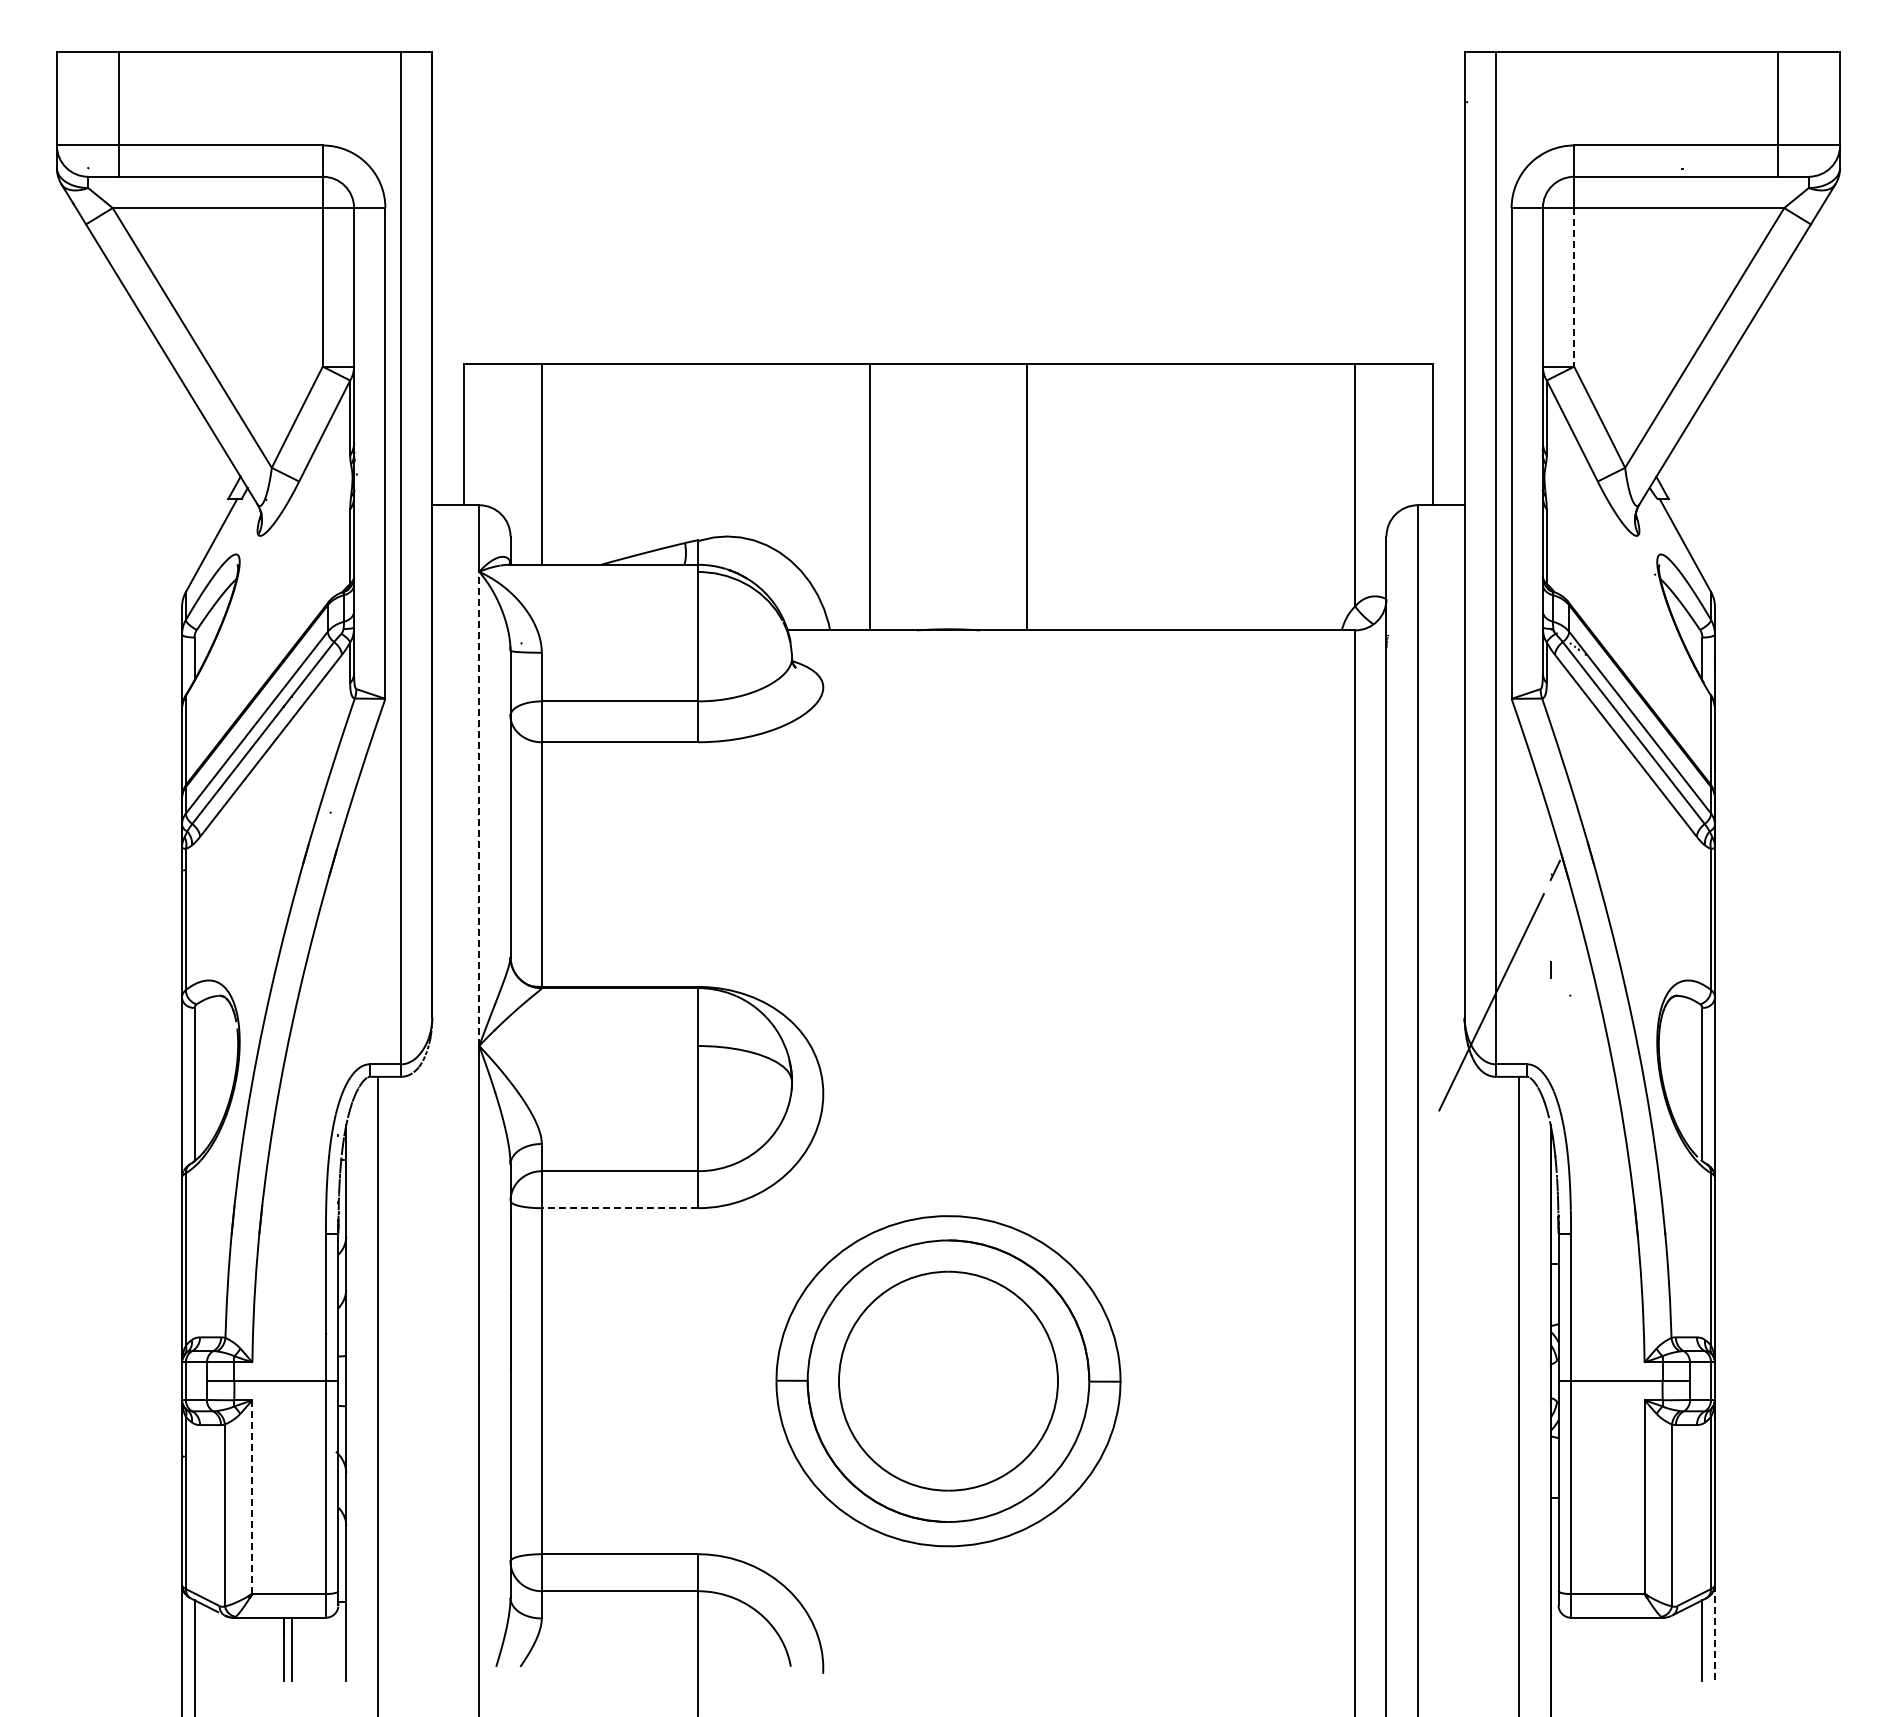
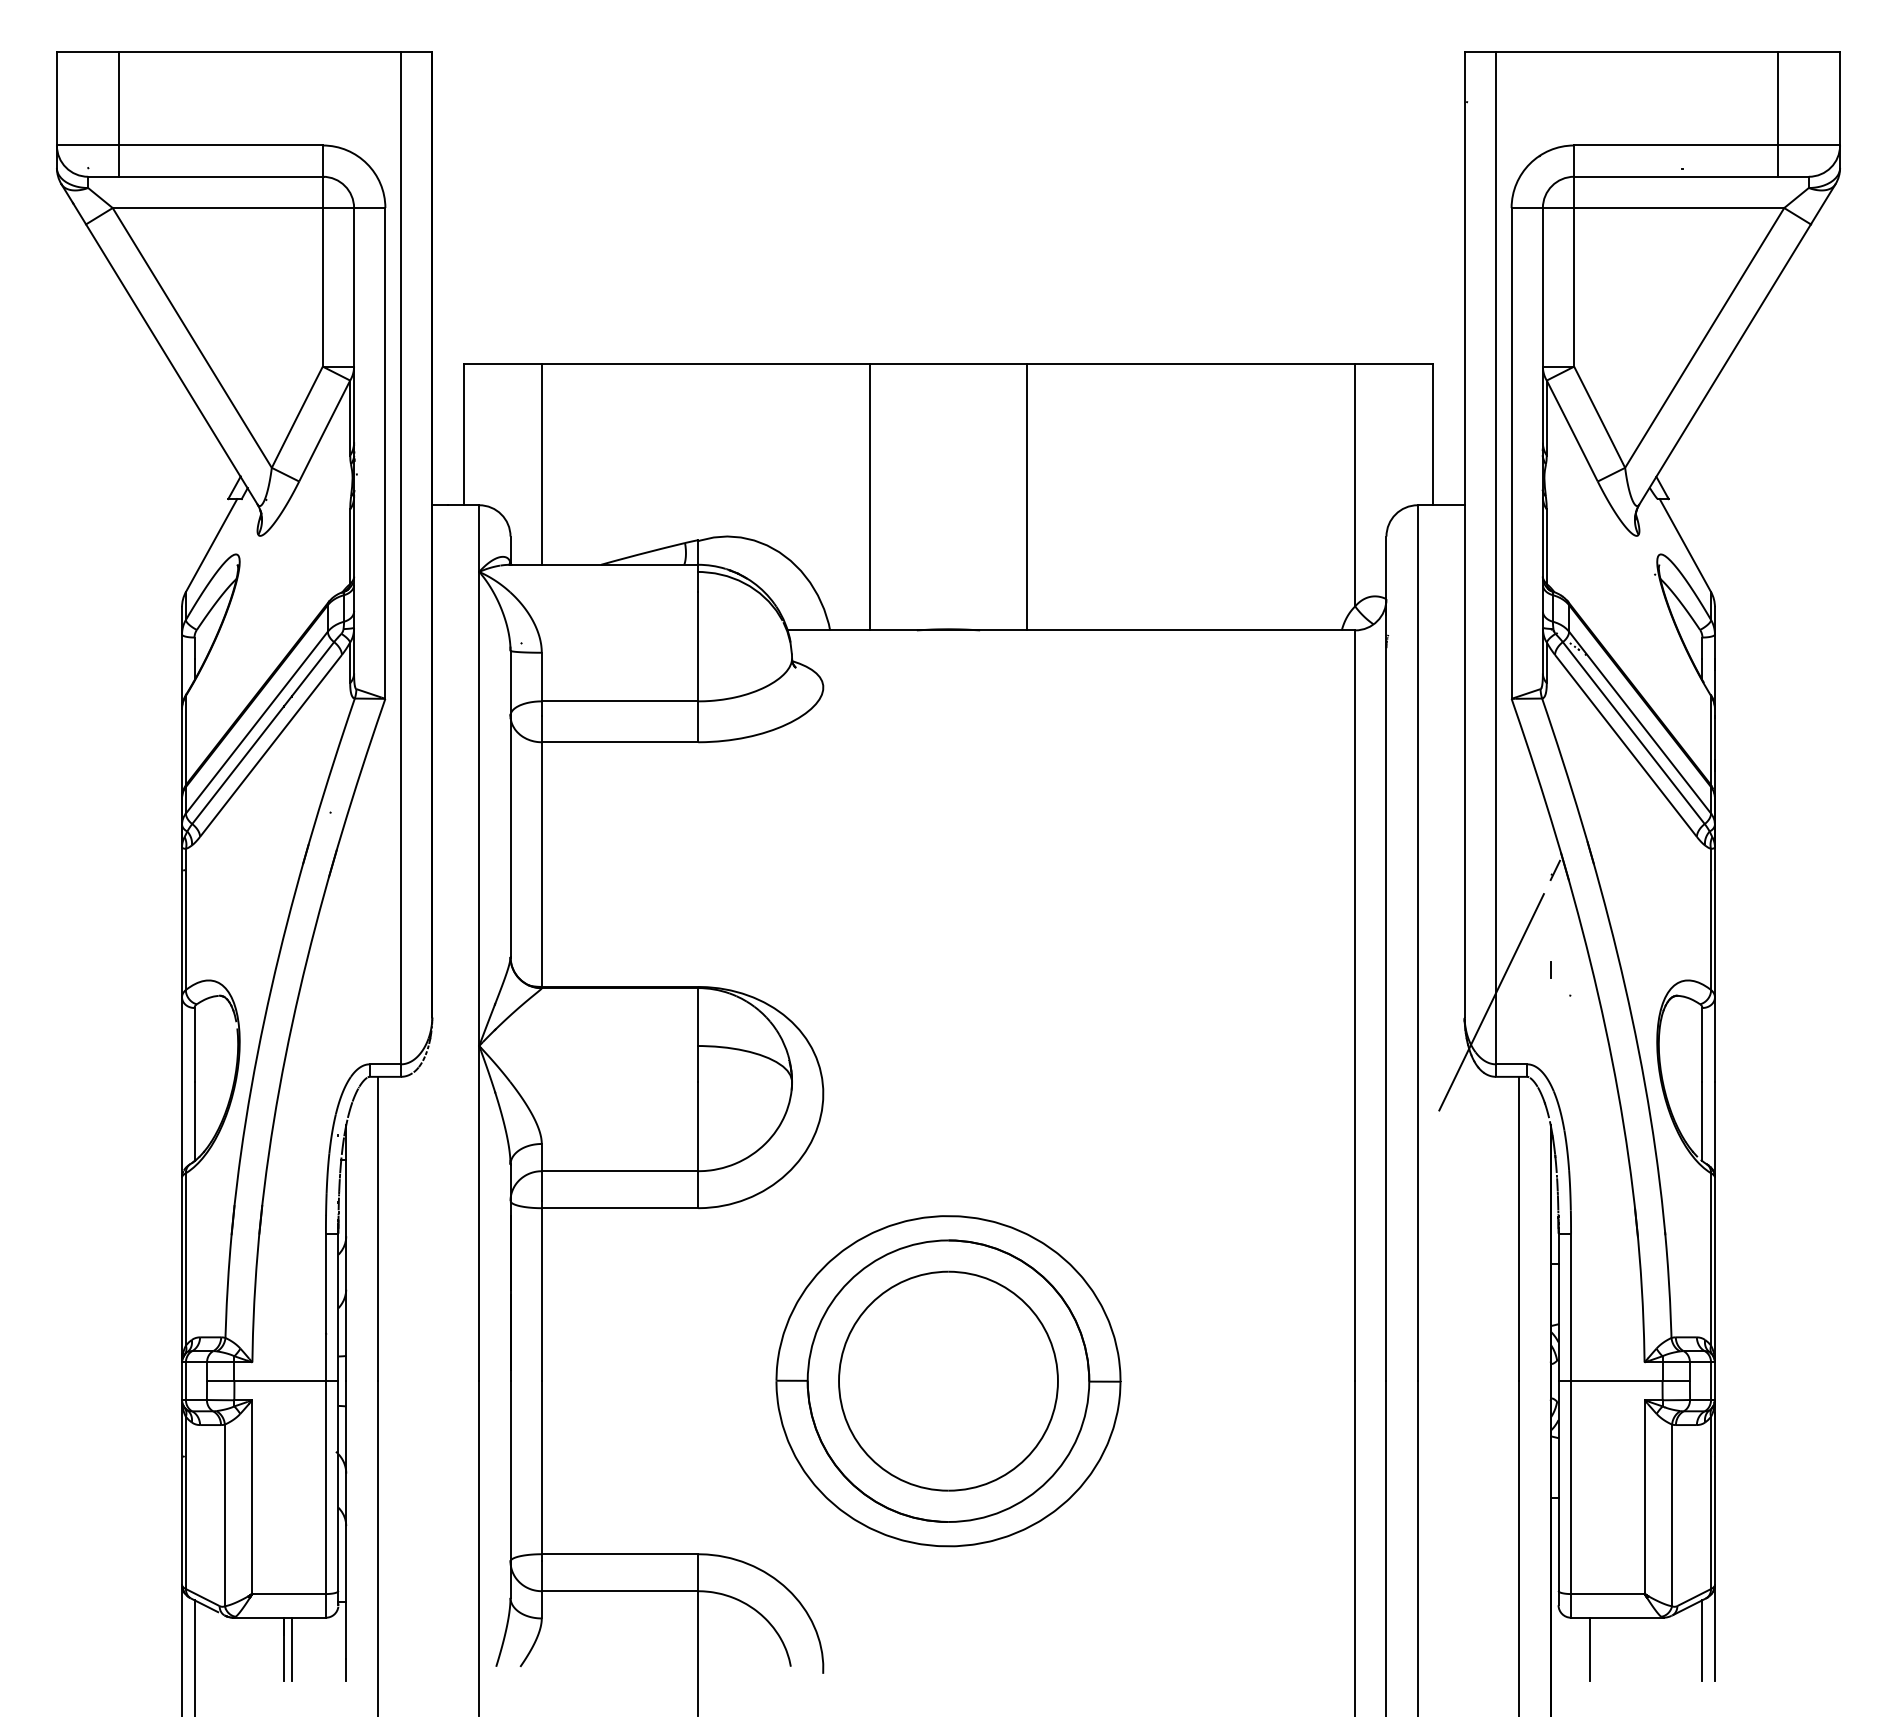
line: dashed -> solid (1574, 287)
line: dashed -> solid (479, 808)
line: dashed -> solid (619, 1208)
line: dashed -> solid (252, 1497)
line: dashed -> solid (1714, 1632)
line: none -> present (1589, 1648)
